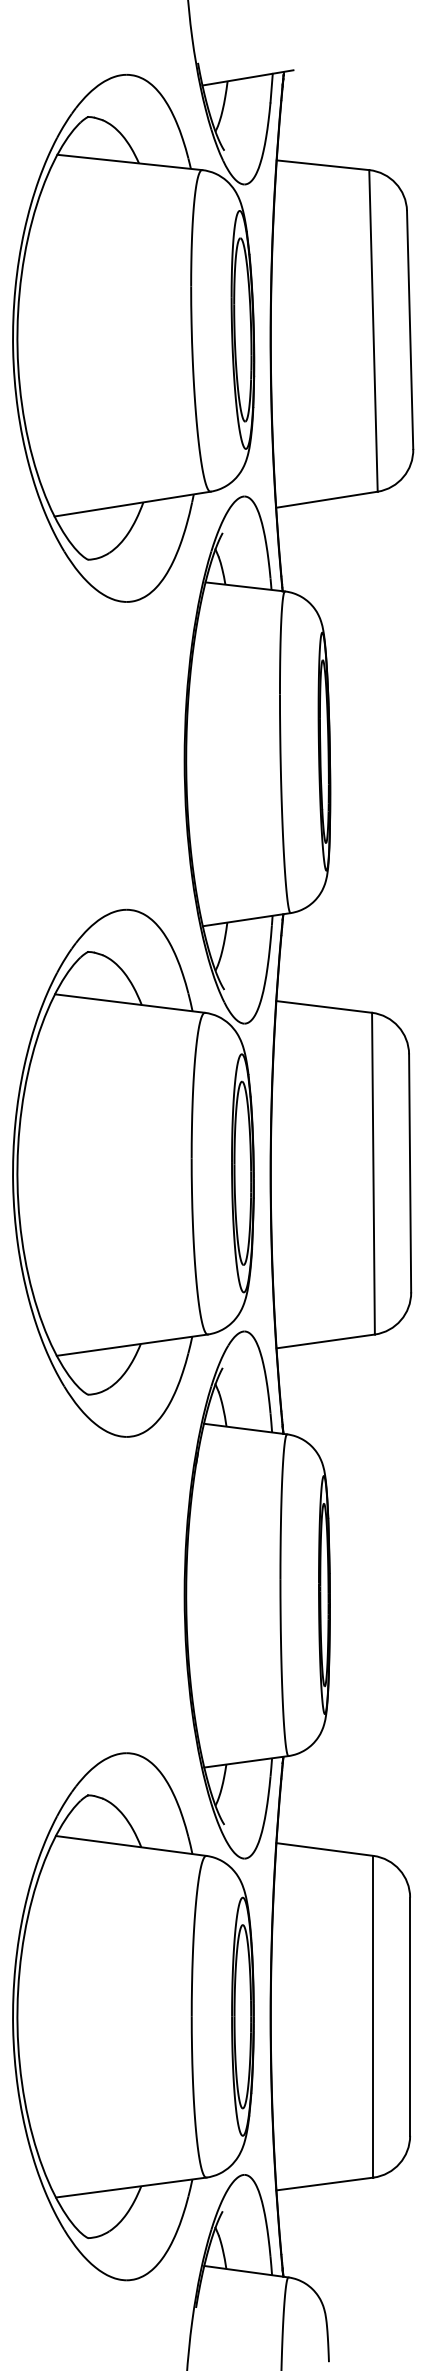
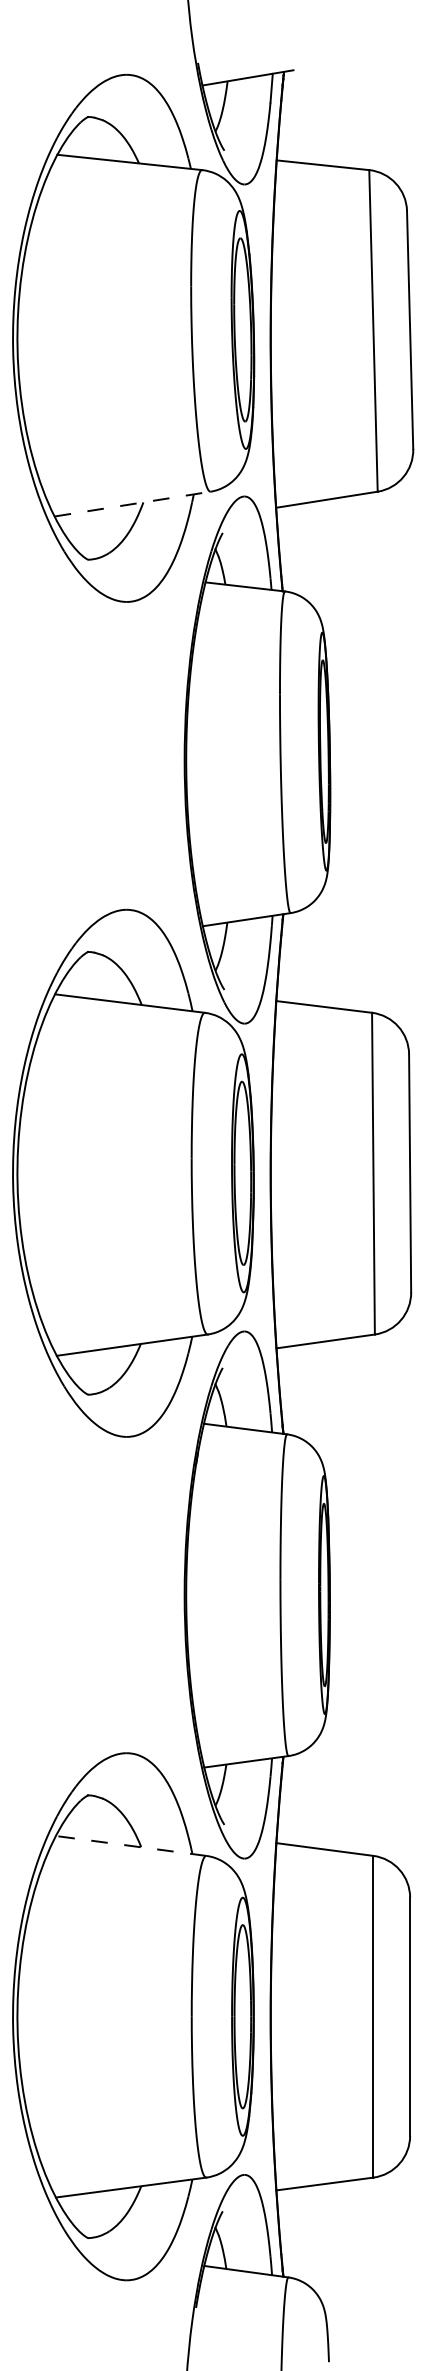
line: solid -> dashed (133, 504)
line: solid -> dashed (131, 1845)
